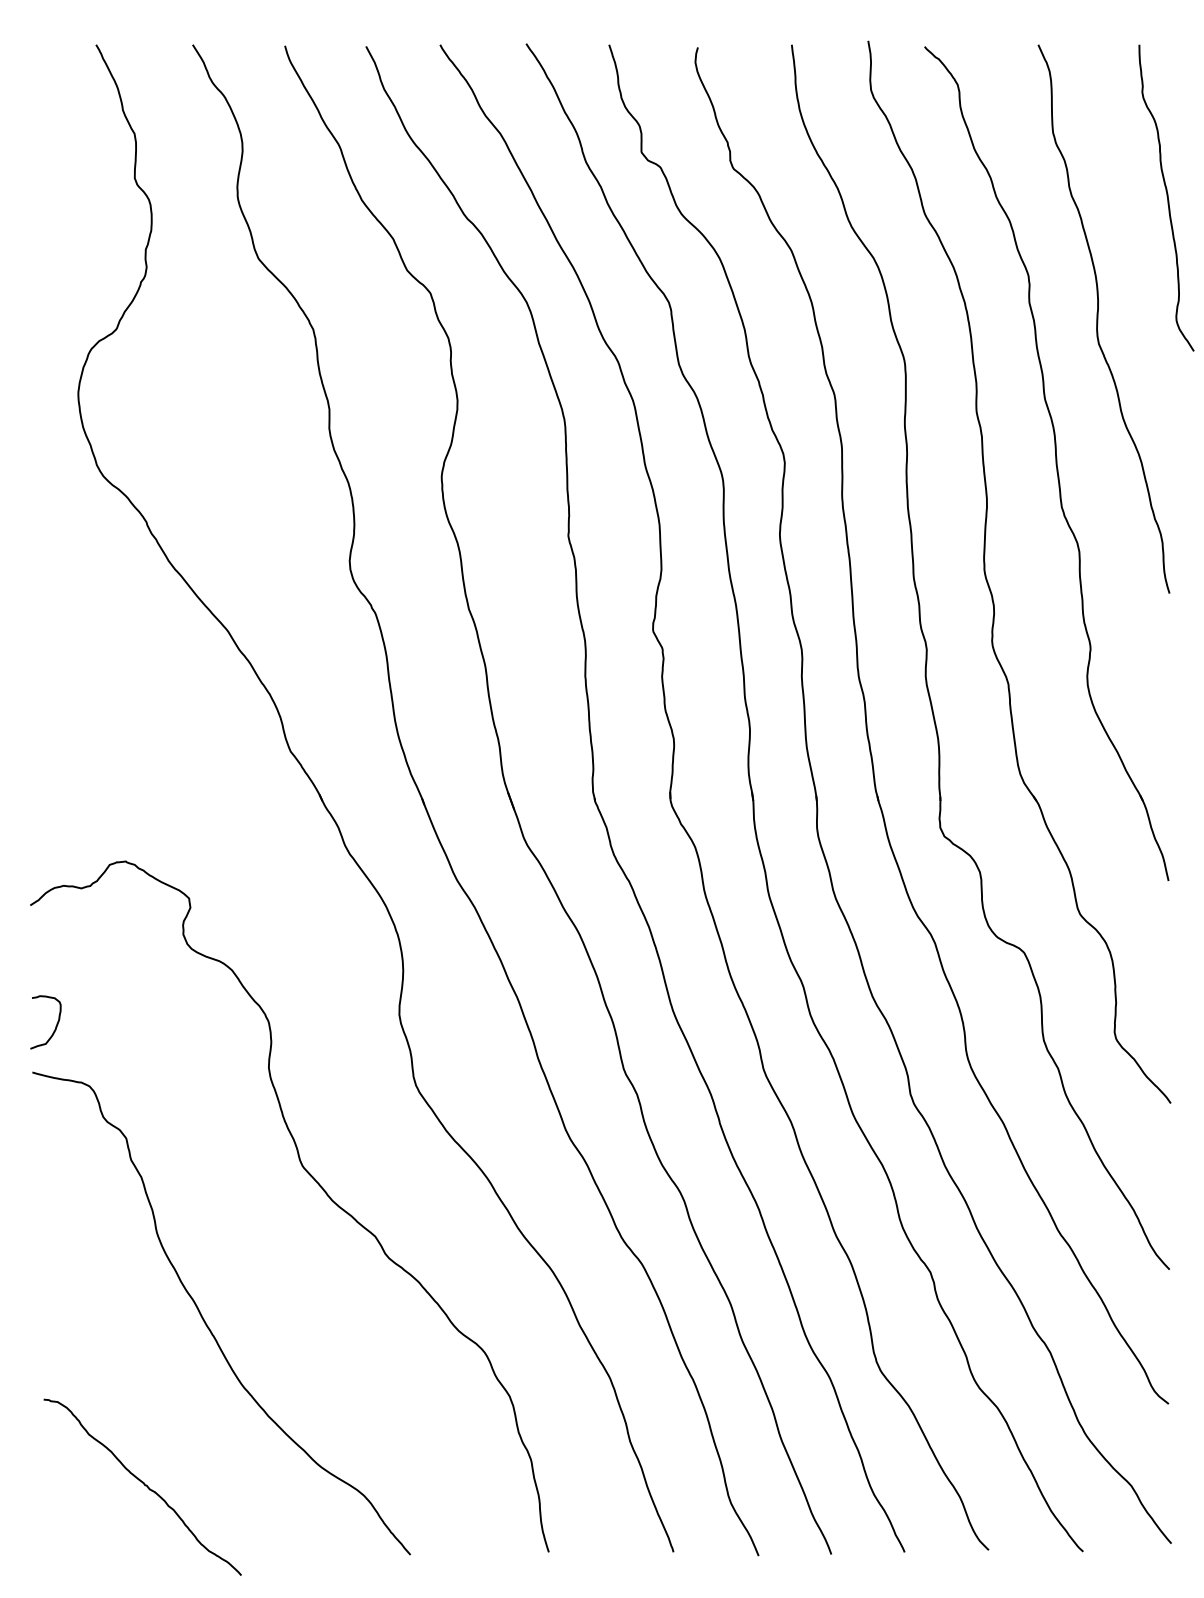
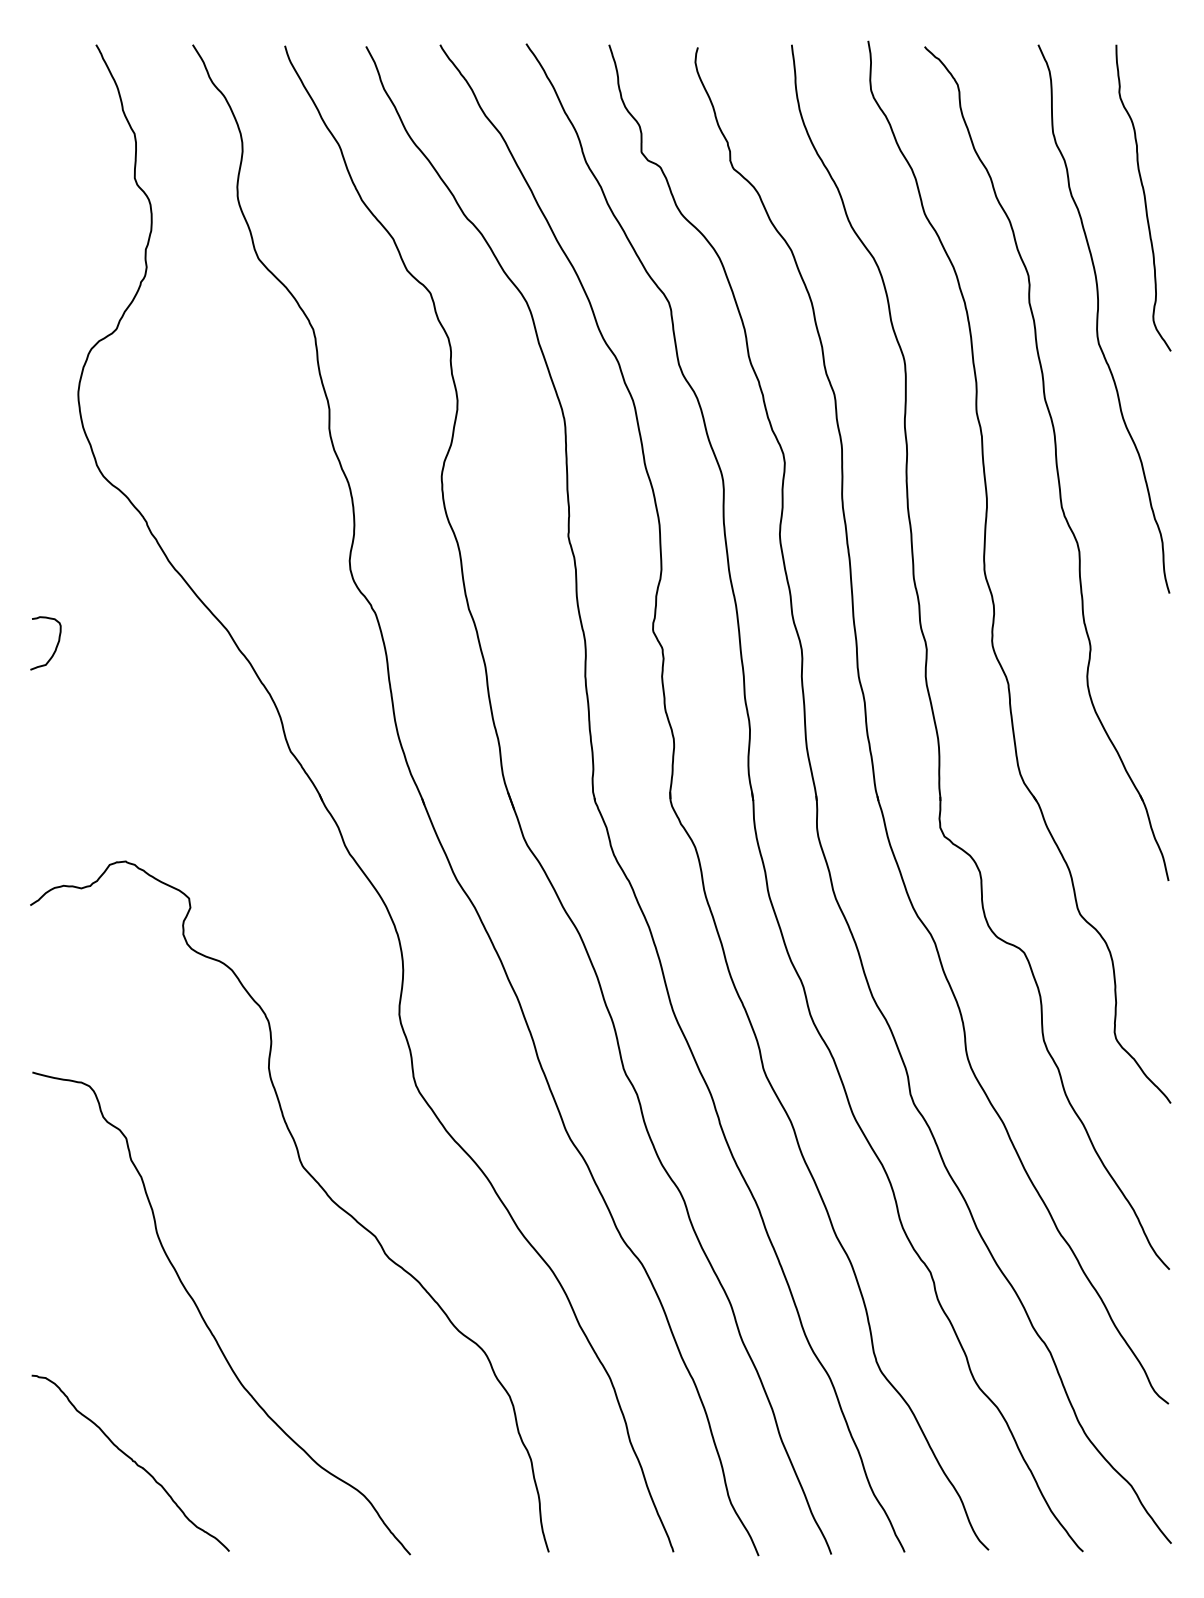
curve position: (1166, 196) -> (1143, 196) (1143, 196)
curve position: (55, 1026) -> (55, 647) (55, 647)
curve position: (143, 1484) -> (131, 1460) (131, 1460)
